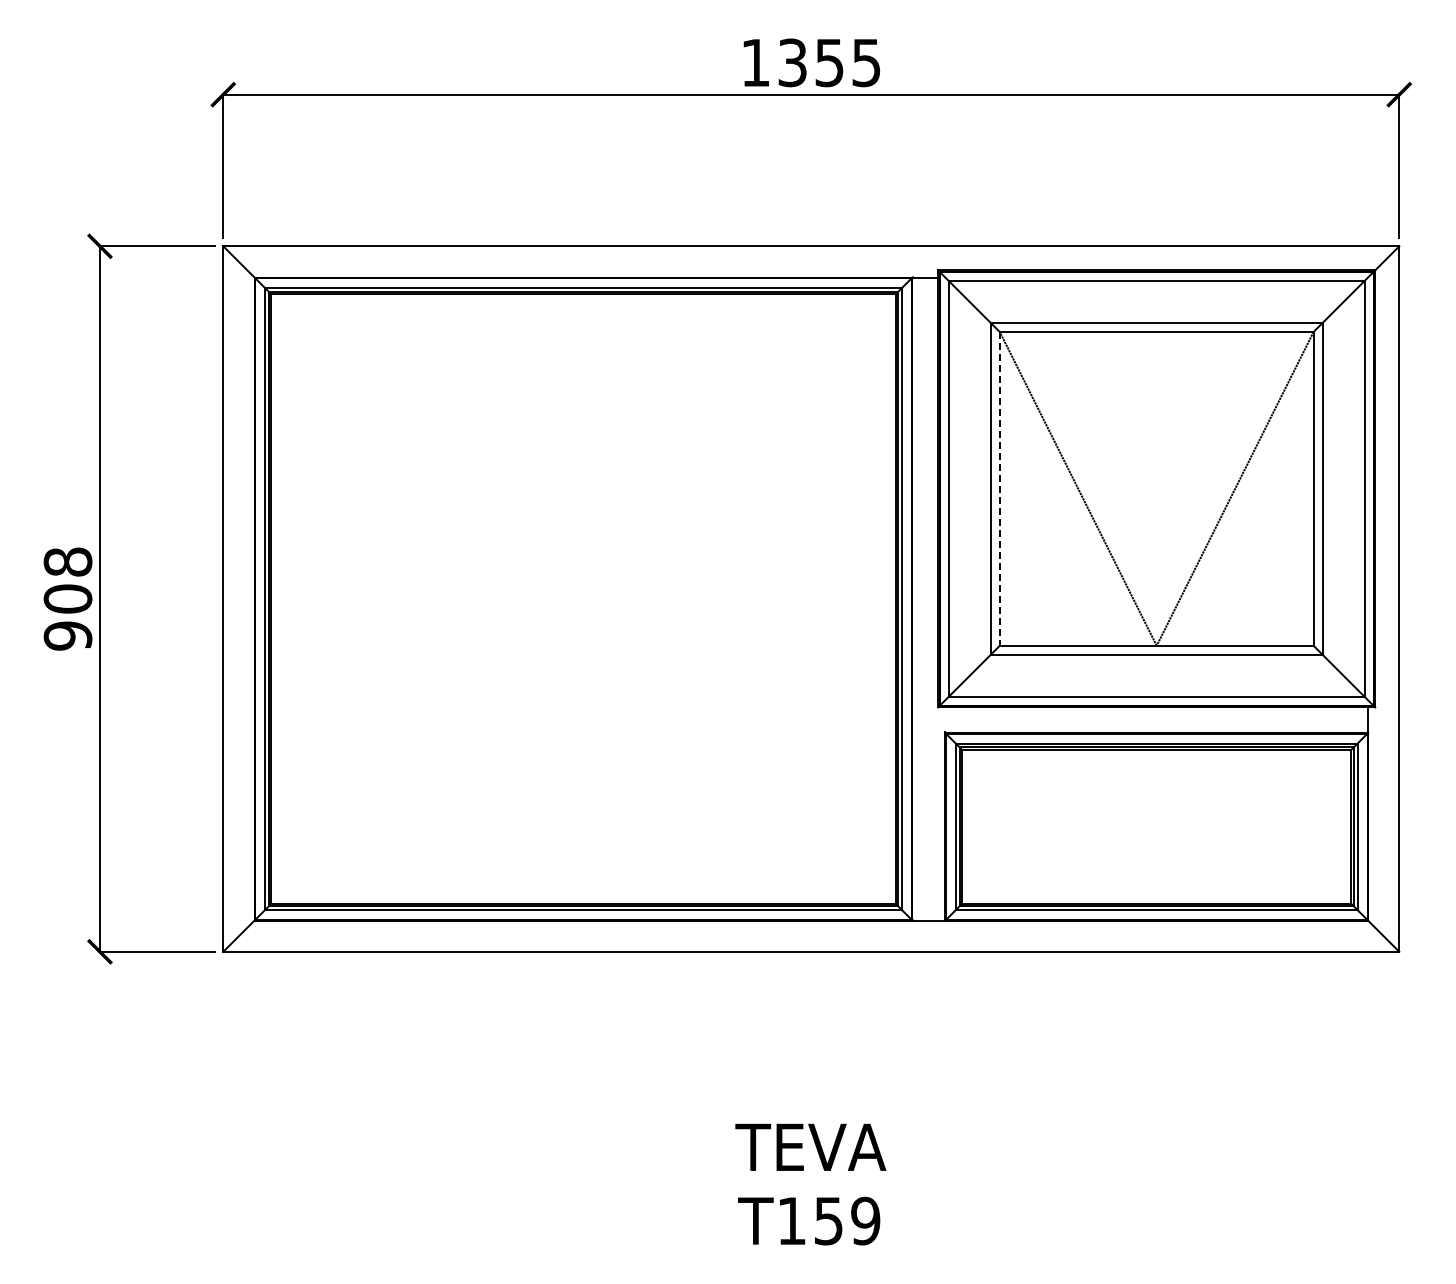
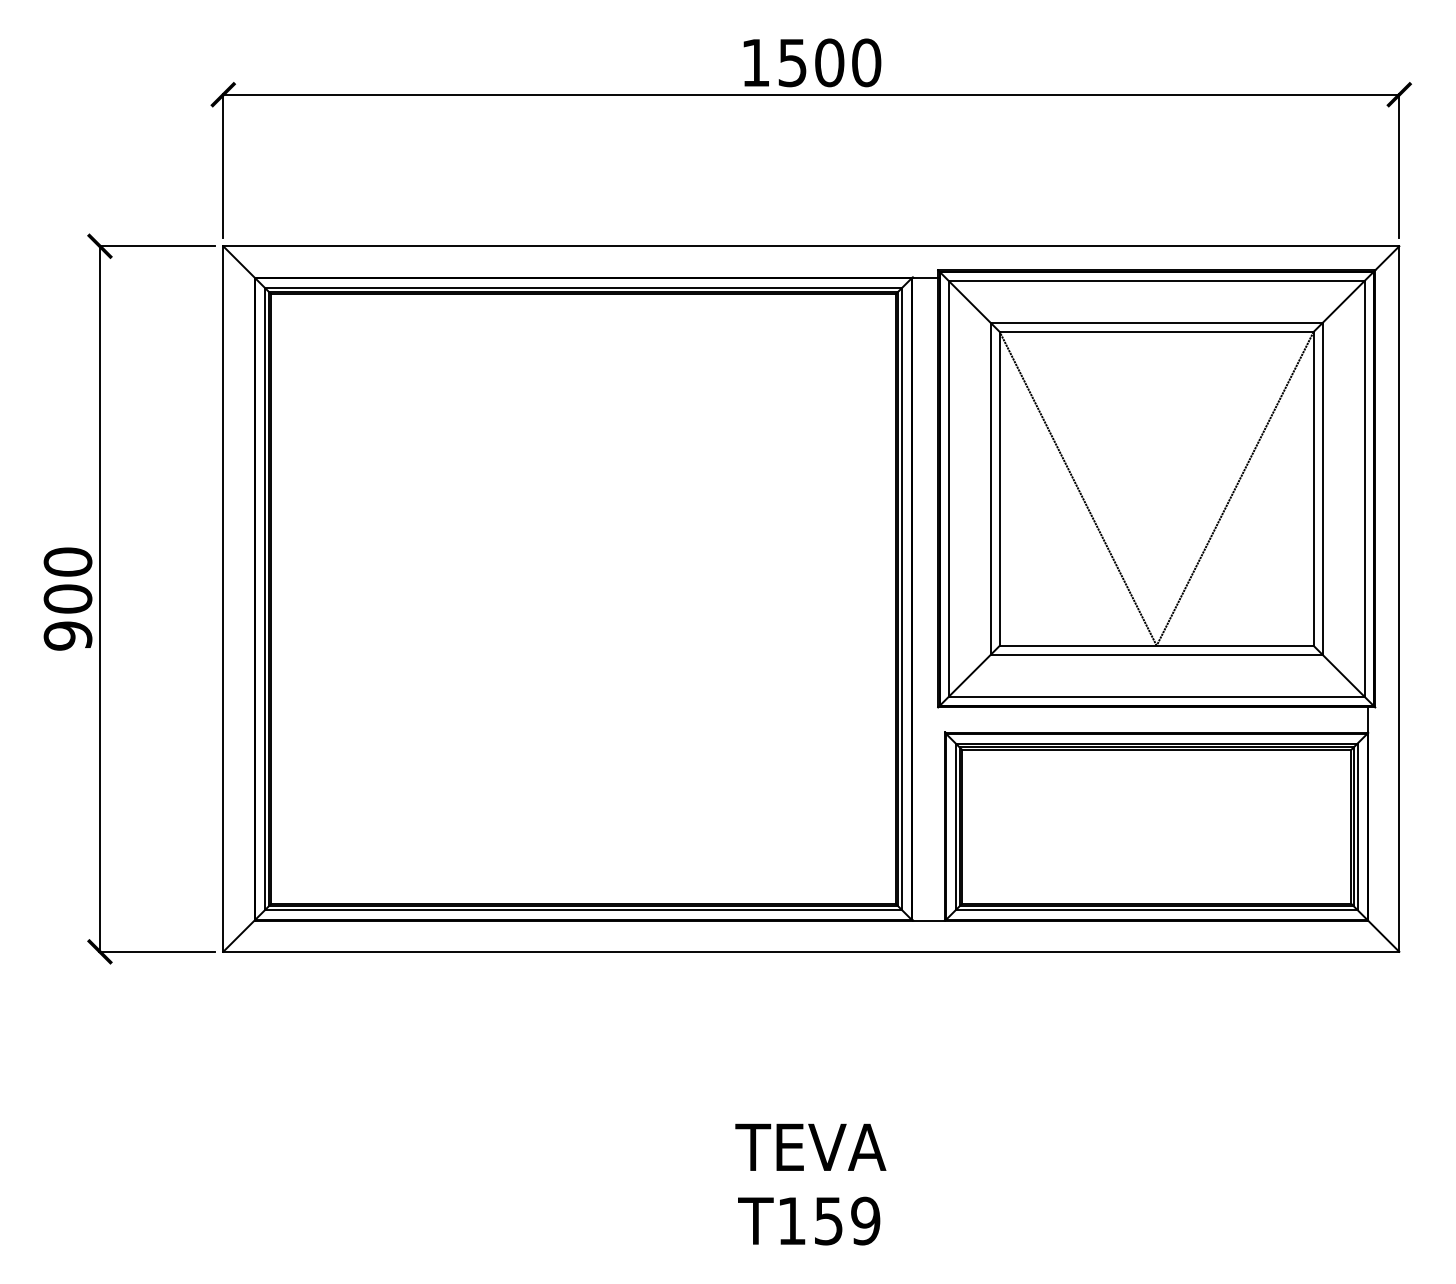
text: 1355 -> 1500 (830, 62)
line: dashed -> solid (999, 488)
text: 908 -> 900 (67, 561)
